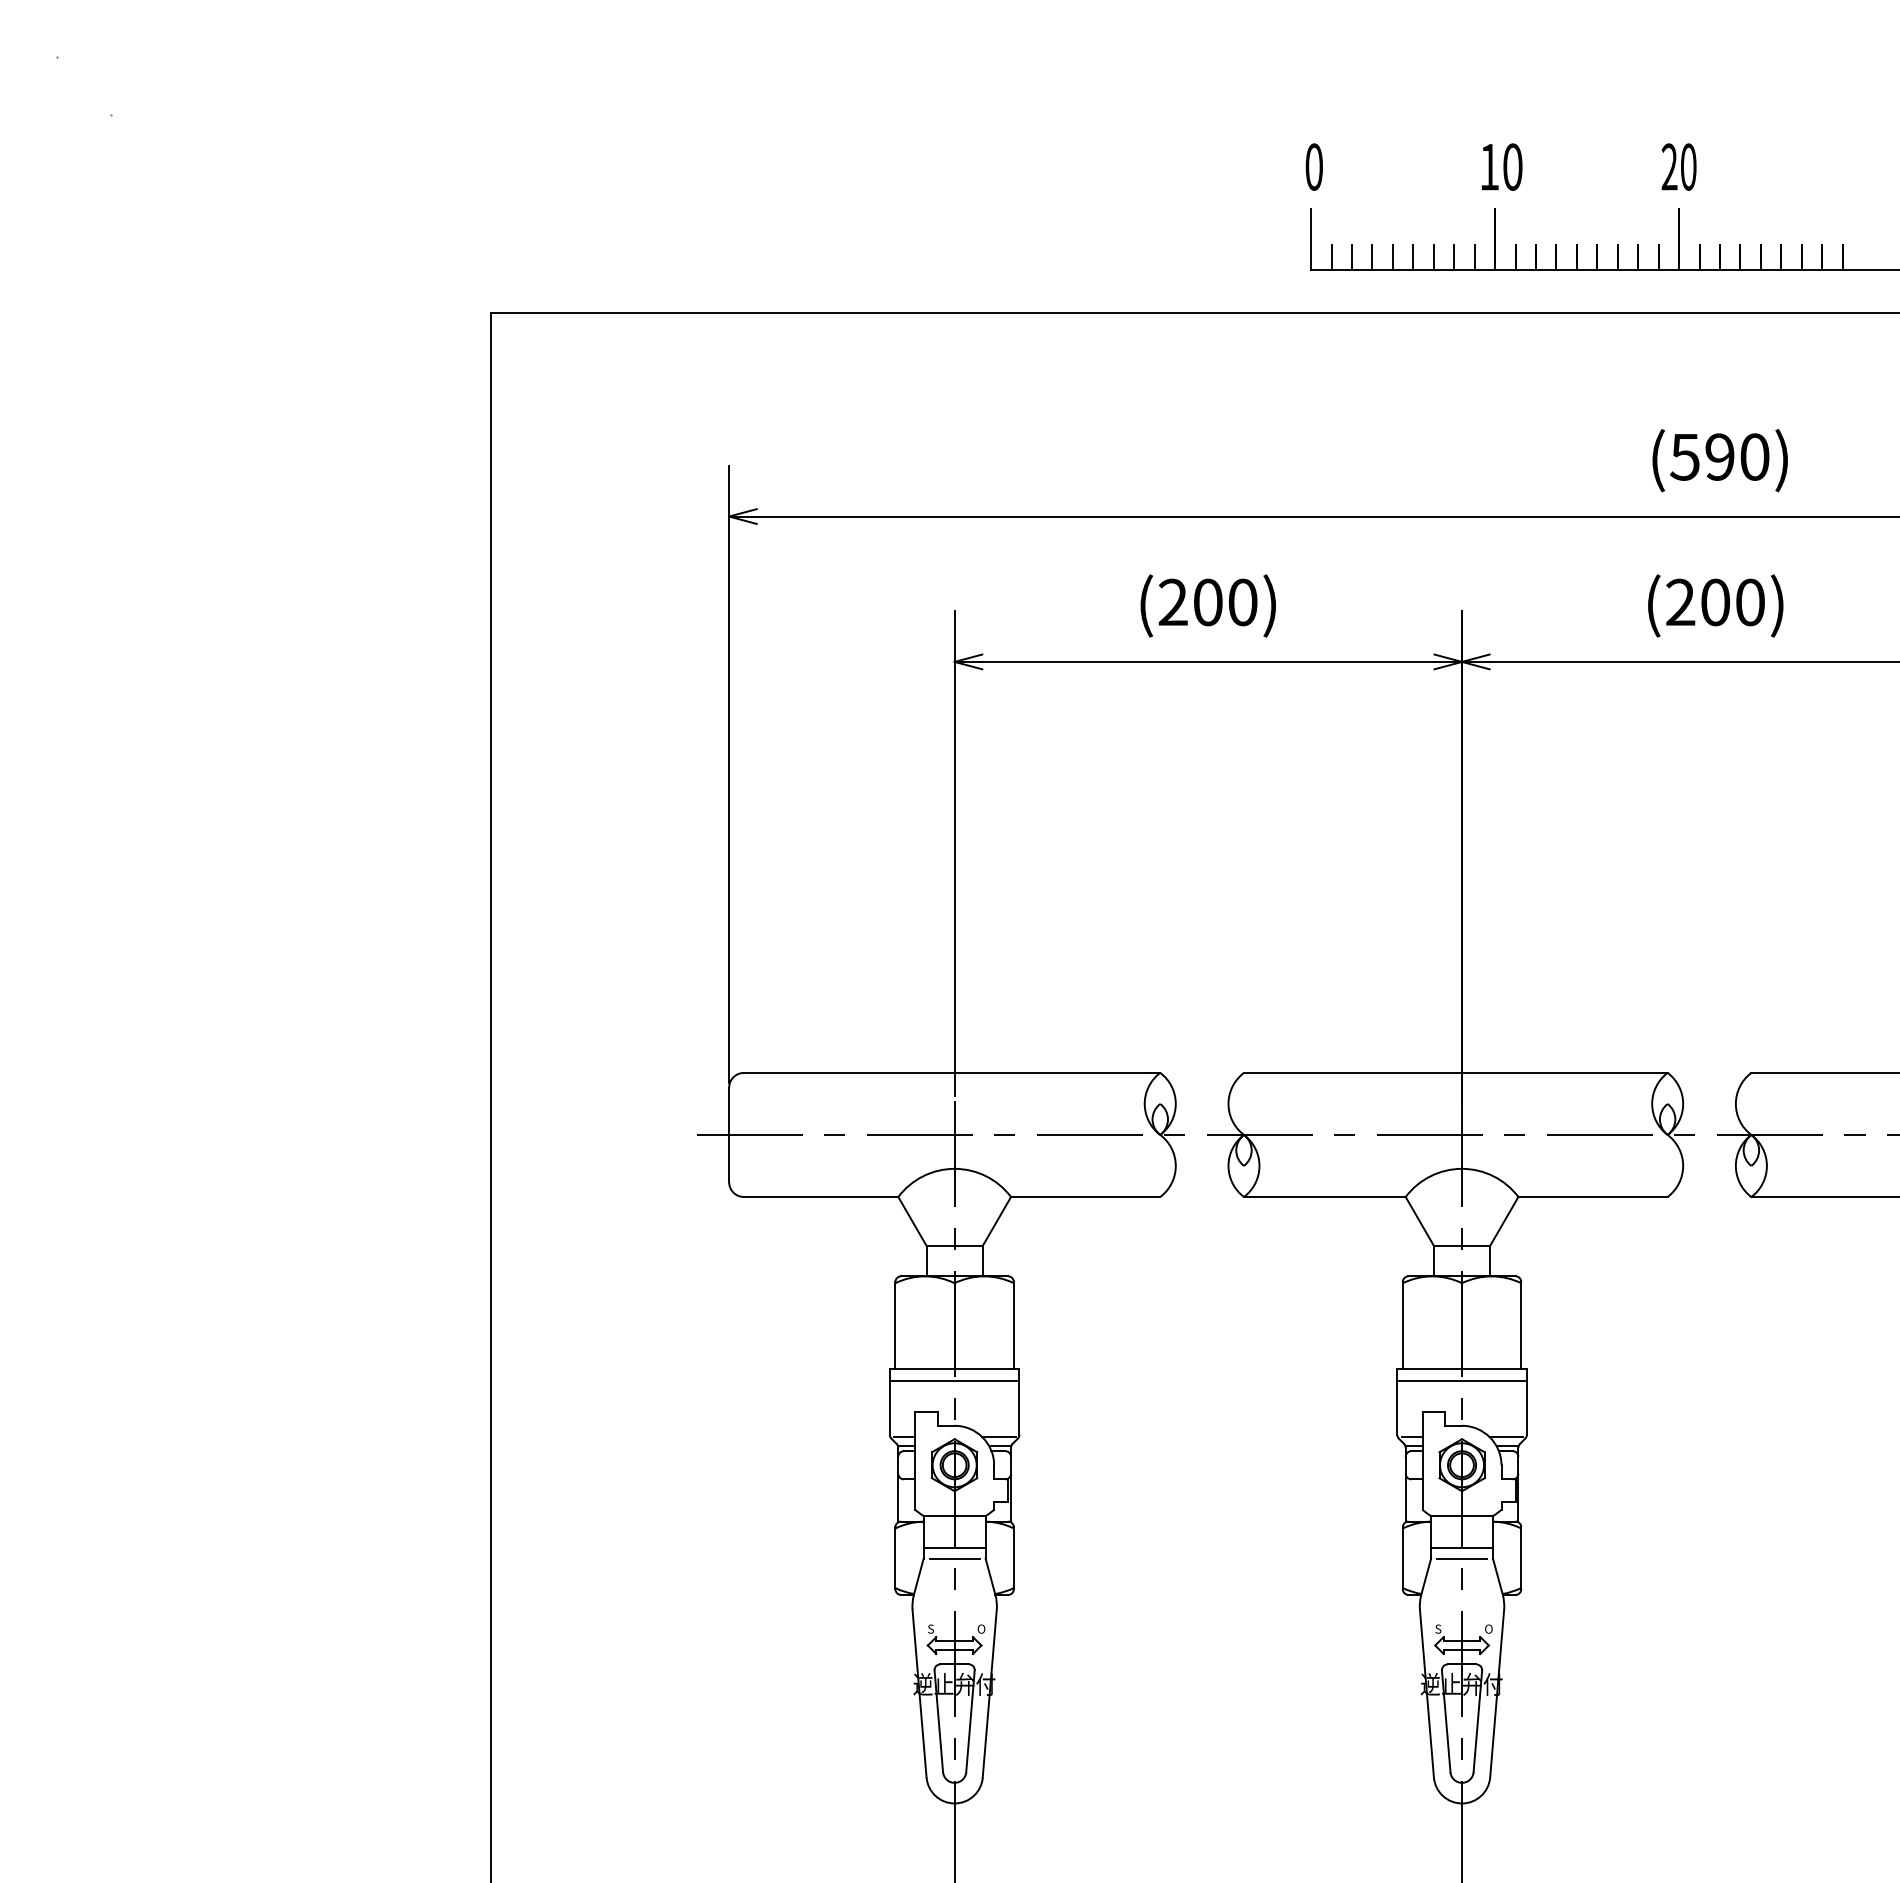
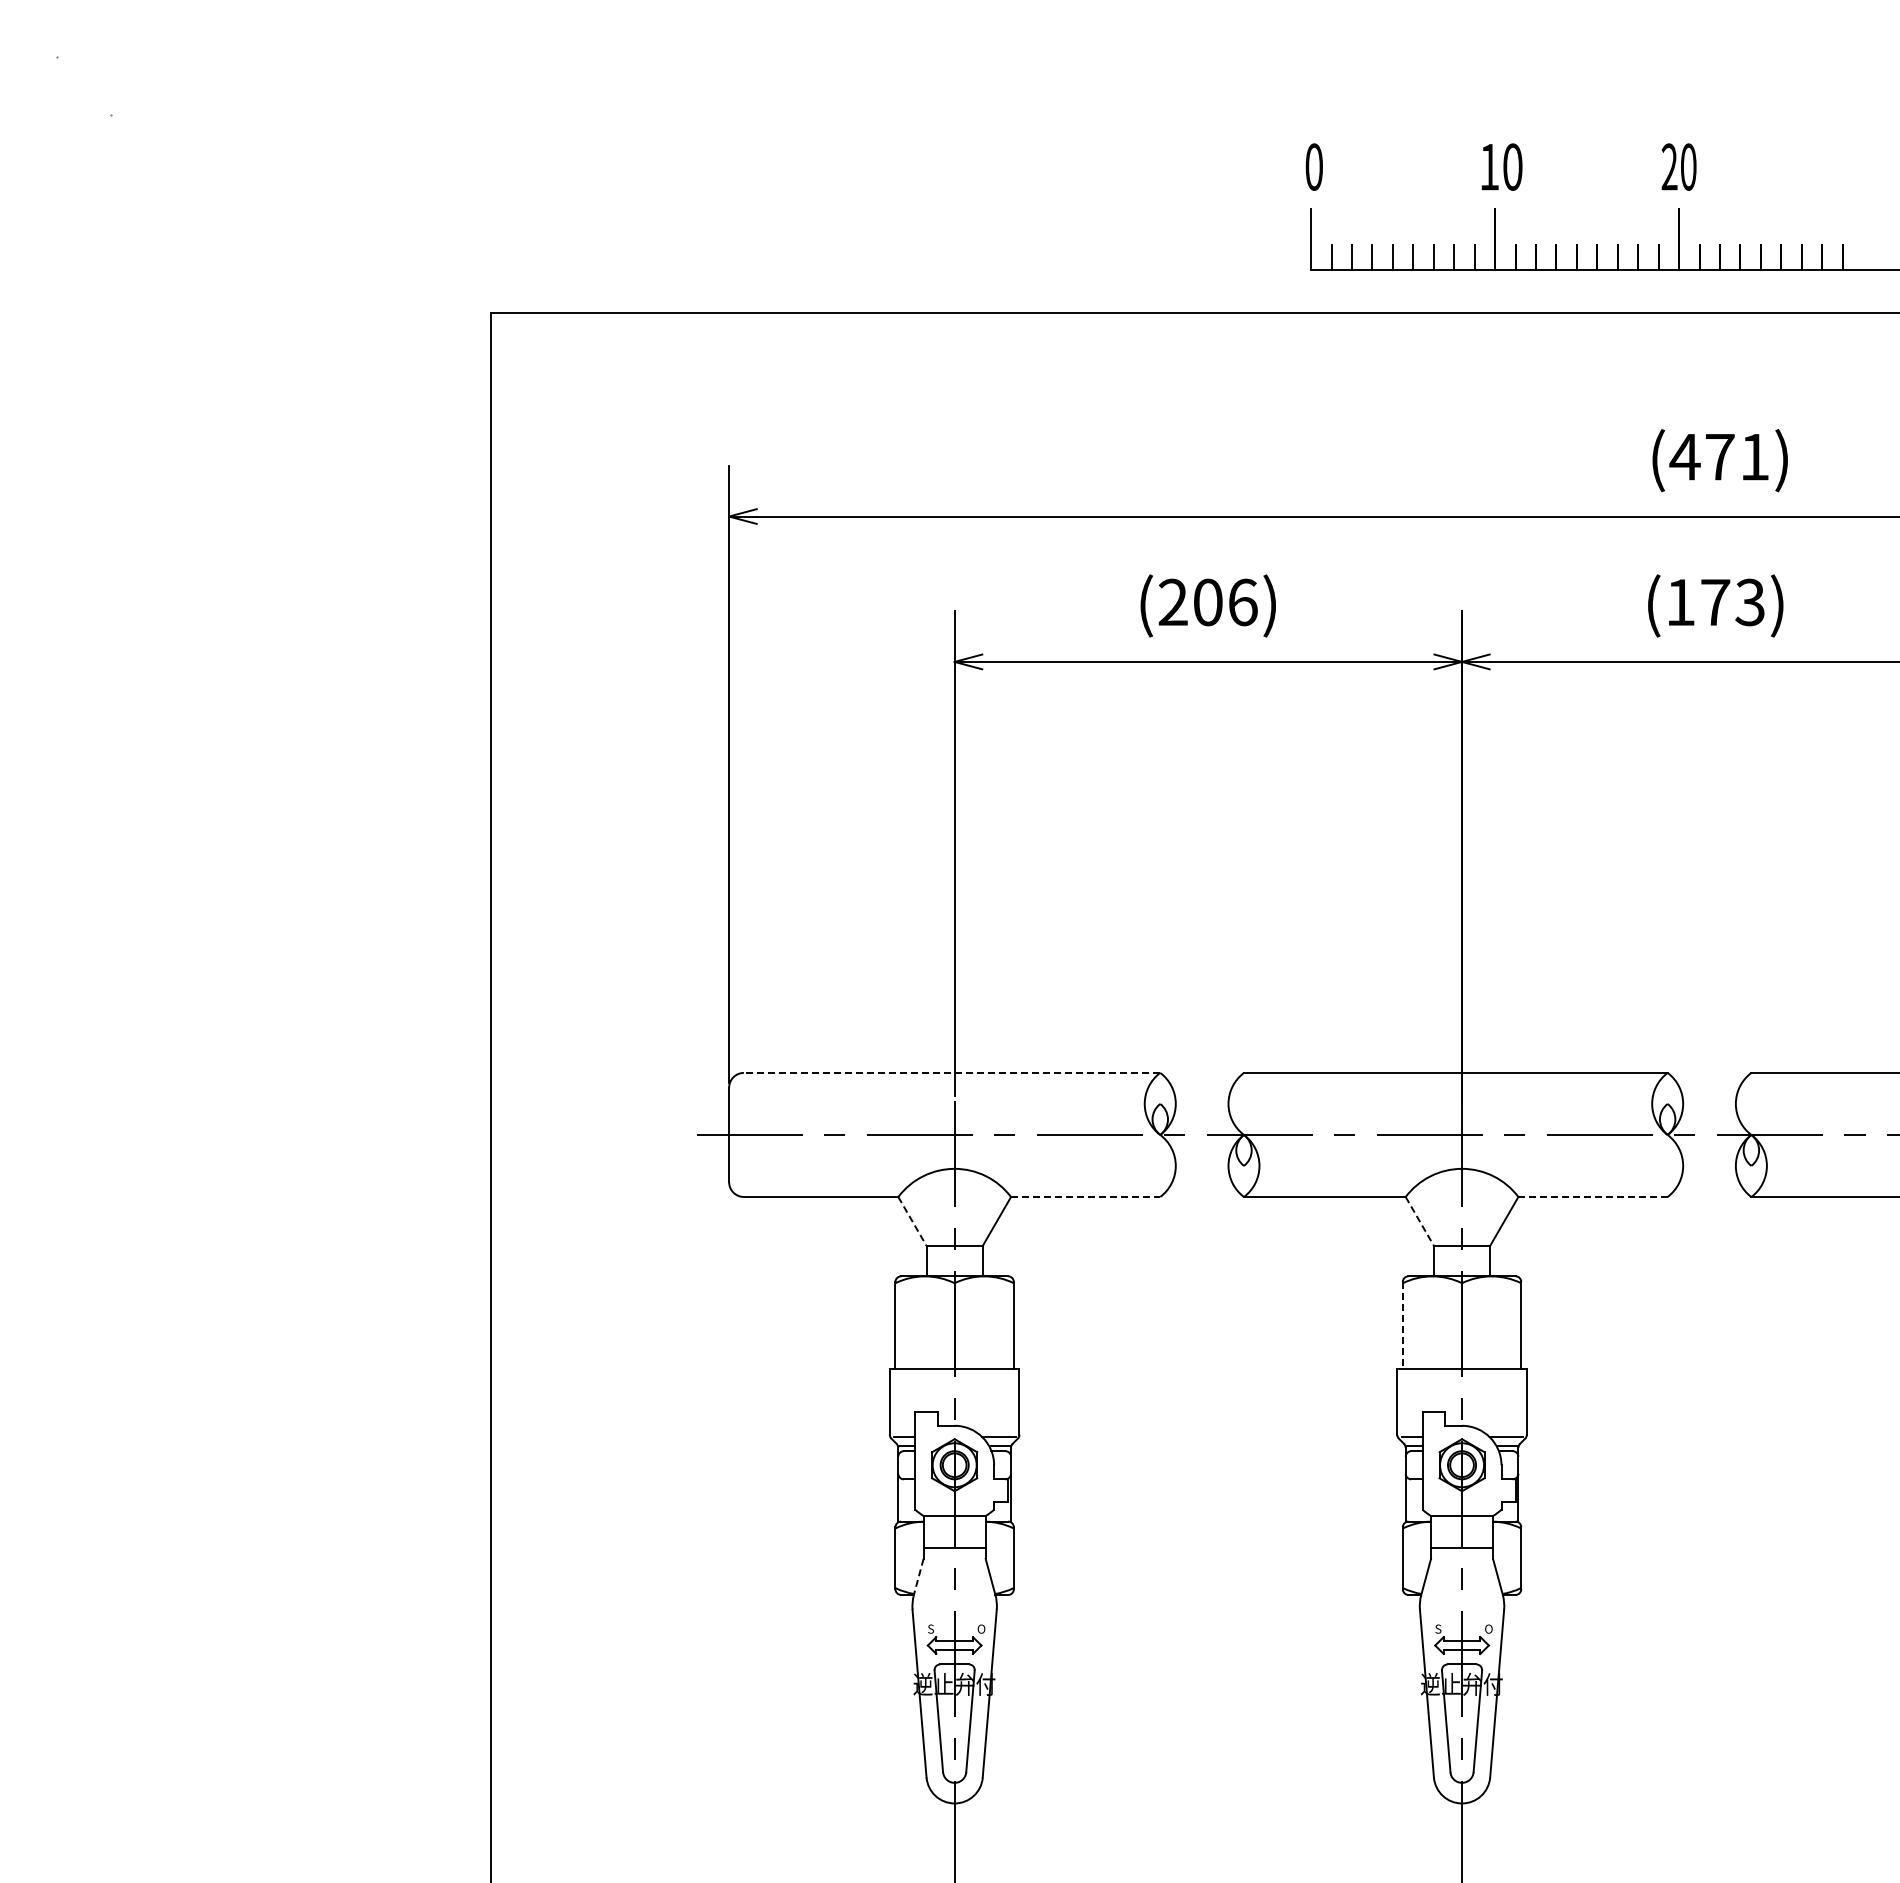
text: (590) -> (471) (1719, 456)
text: (200) -> (206) (1242, 602)
text: (200) -> (173) (1715, 602)
line: solid -> dashed (951, 1072)
line: solid -> dashed (1085, 1196)
line: solid -> dashed (1593, 1196)
line: solid -> dashed (912, 1221)
line: solid -> dashed (1420, 1221)
line: solid -> dashed (1402, 1325)
line: present -> none (954, 1380)
line: present -> none (1461, 1380)
line: present -> none (954, 1558)
line: present -> none (1462, 1558)
line: solid -> dashed (918, 1576)
